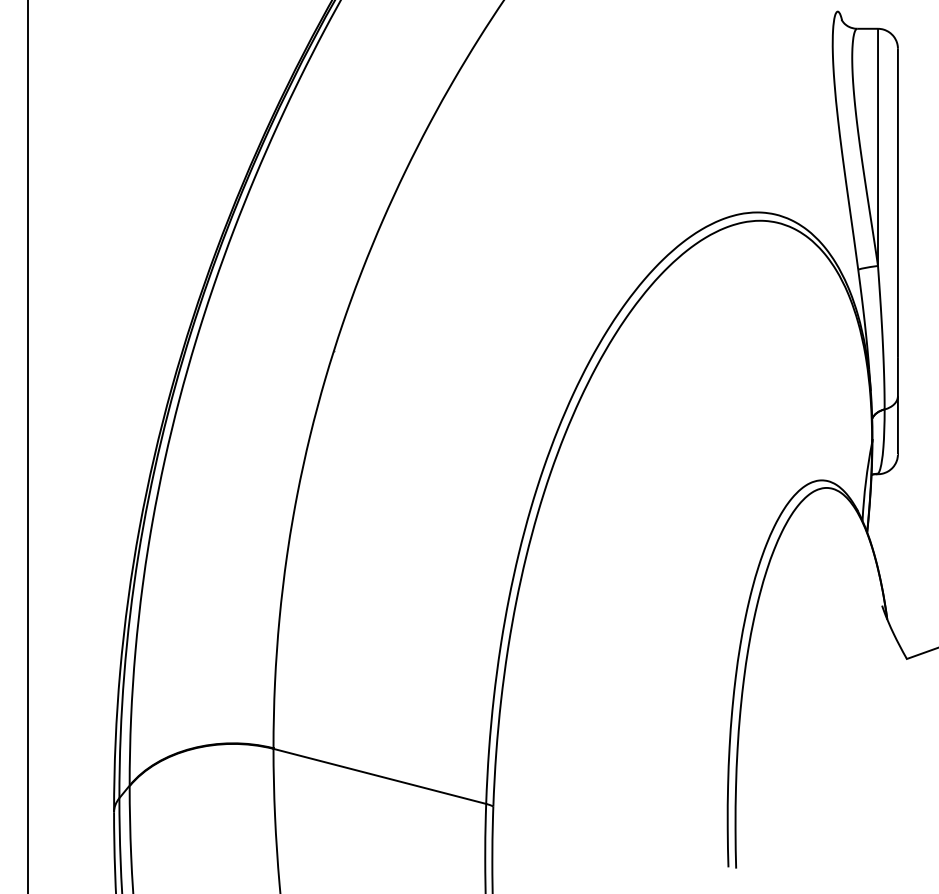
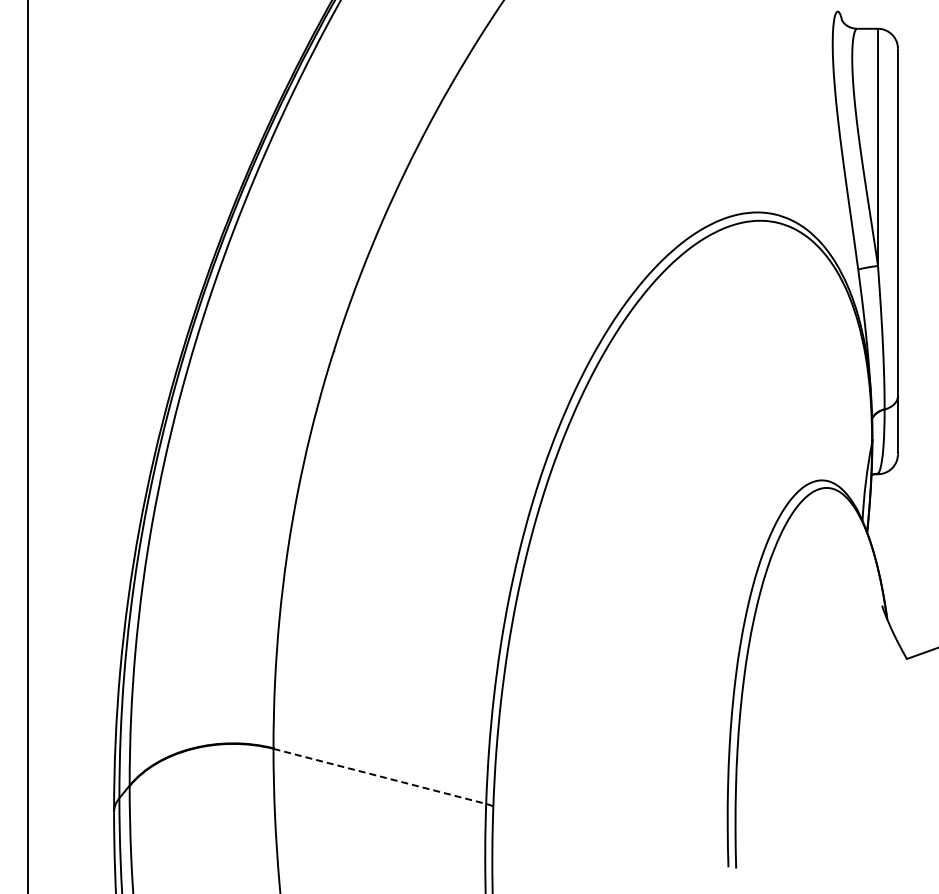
line: solid -> dashed (379, 776)
